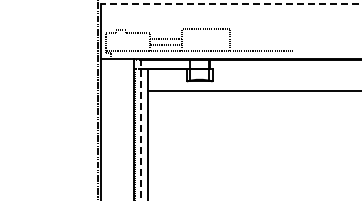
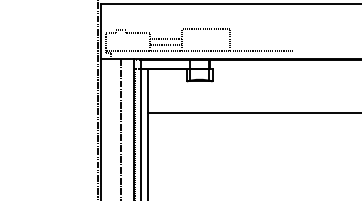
line: dashed -> solid (230, 3)
line position: (253, 90) -> (253, 112) (253, 112)
line: none -> present (120, 127)
line: dashed -> solid (140, 129)
